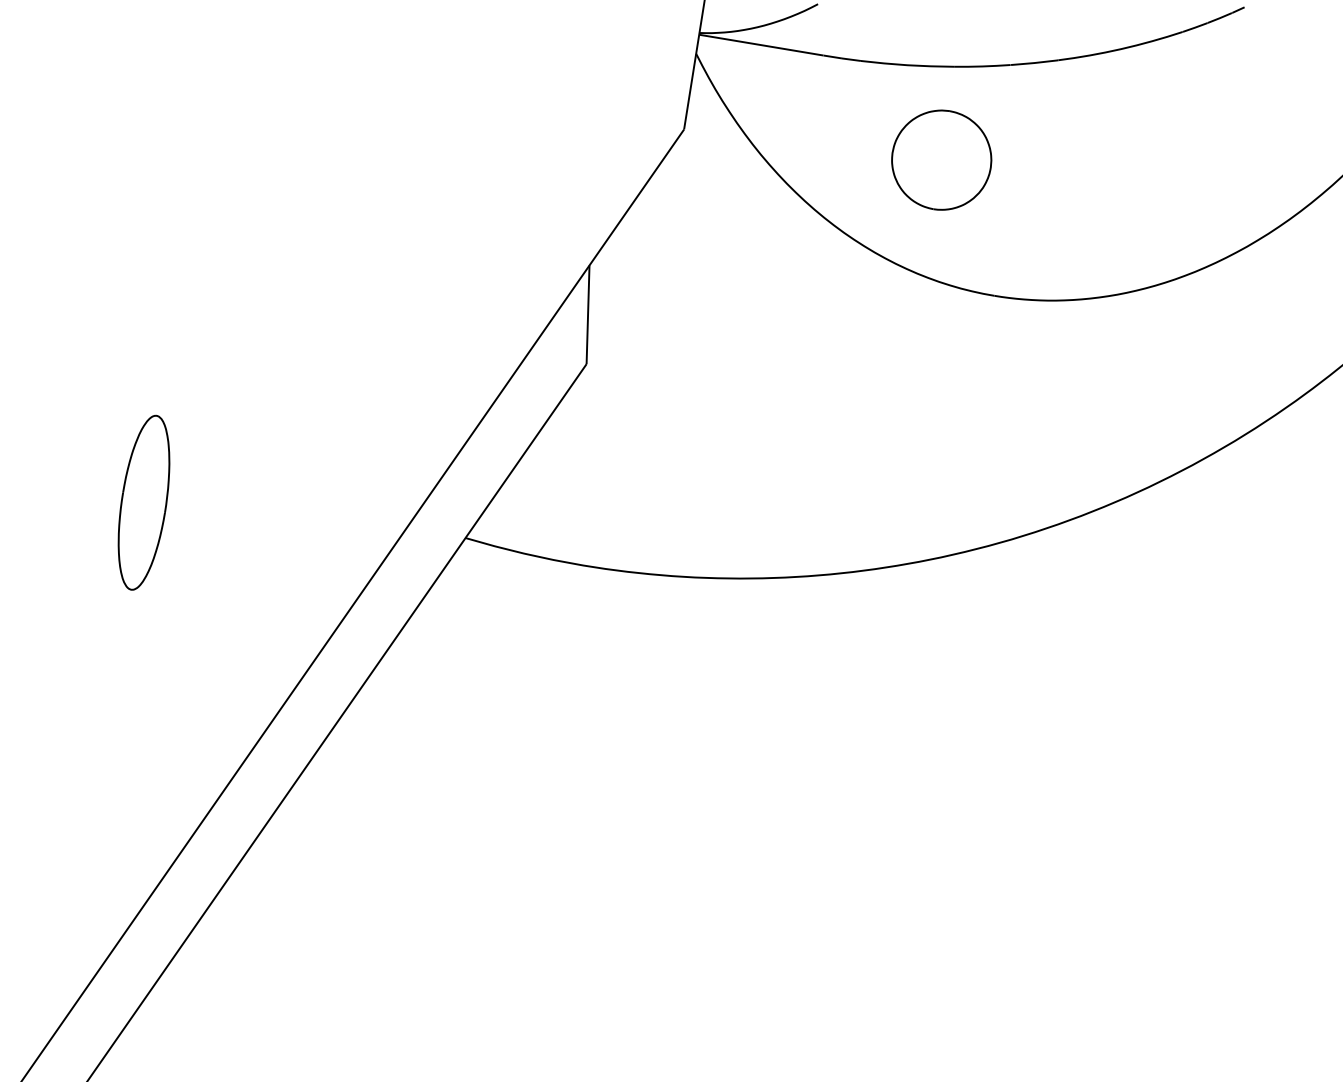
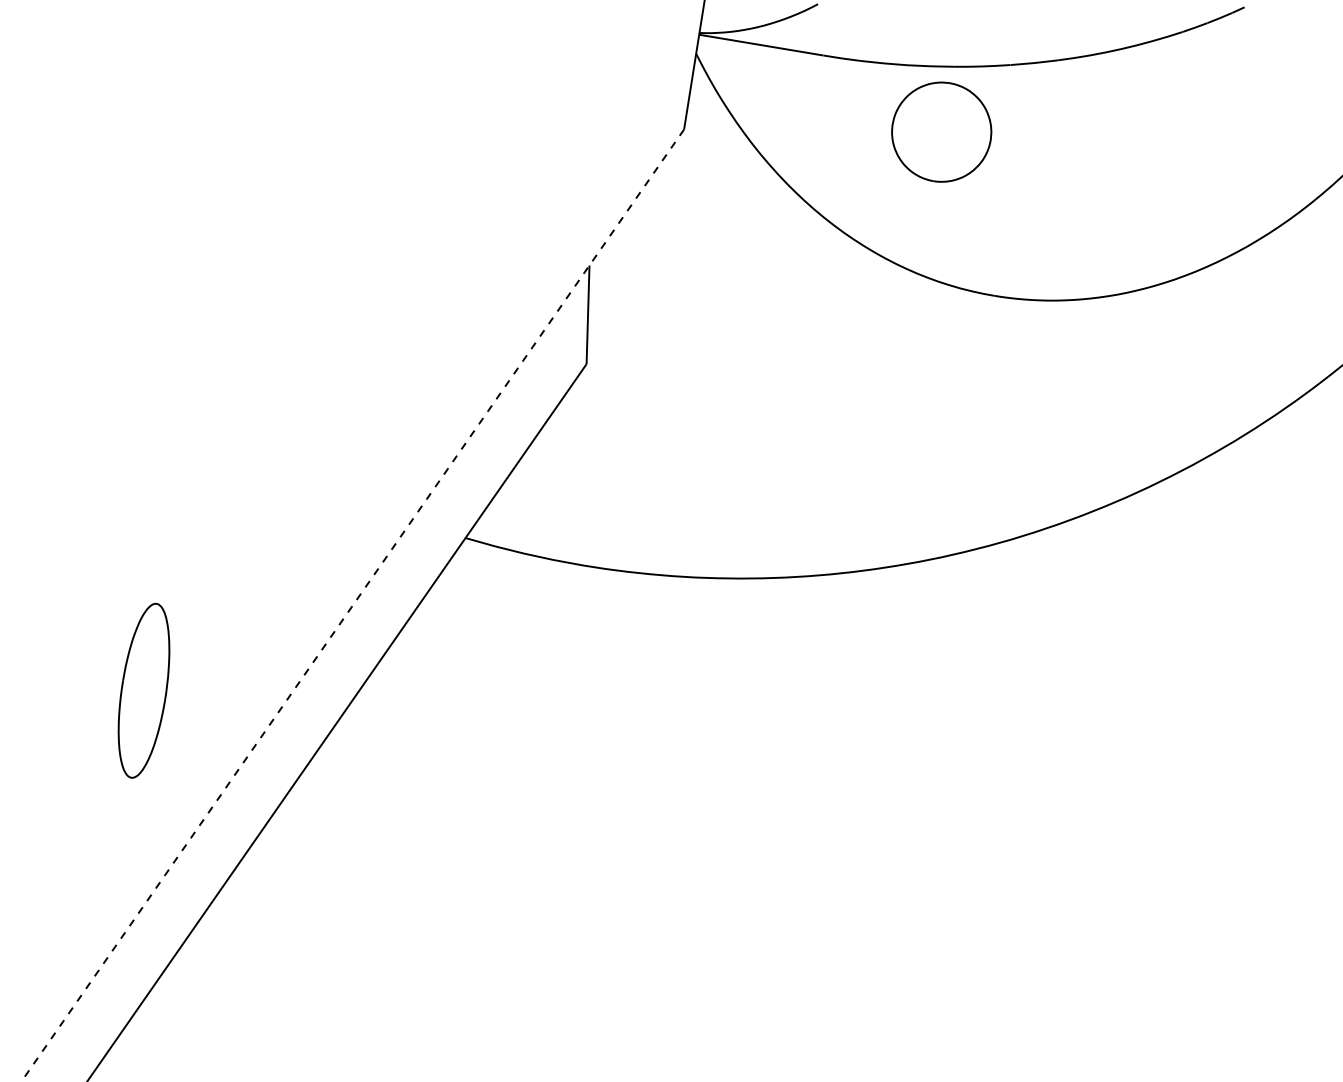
part position: (941, 159) -> (941, 131) (941, 131)
part position: (143, 502) -> (143, 690) (143, 690)
line: solid -> dashed (352, 605)
